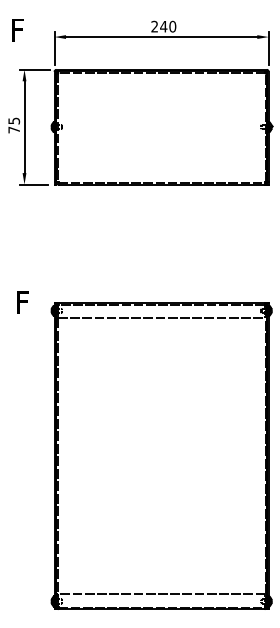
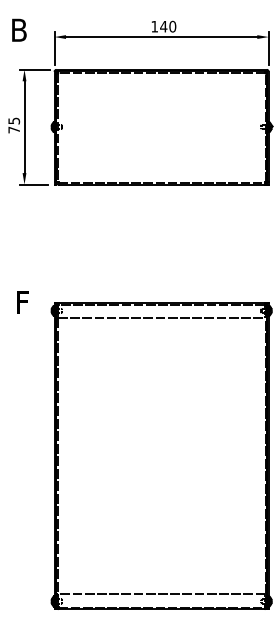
text: 240 -> 140 (154, 26)
text: F -> B (19, 29)
